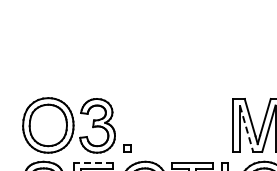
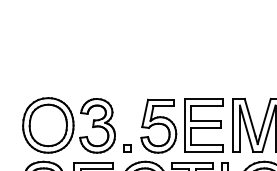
part: none -> present (181, 125)
line: dashed -> solid (246, 129)
line: dashed -> solid (92, 162)
